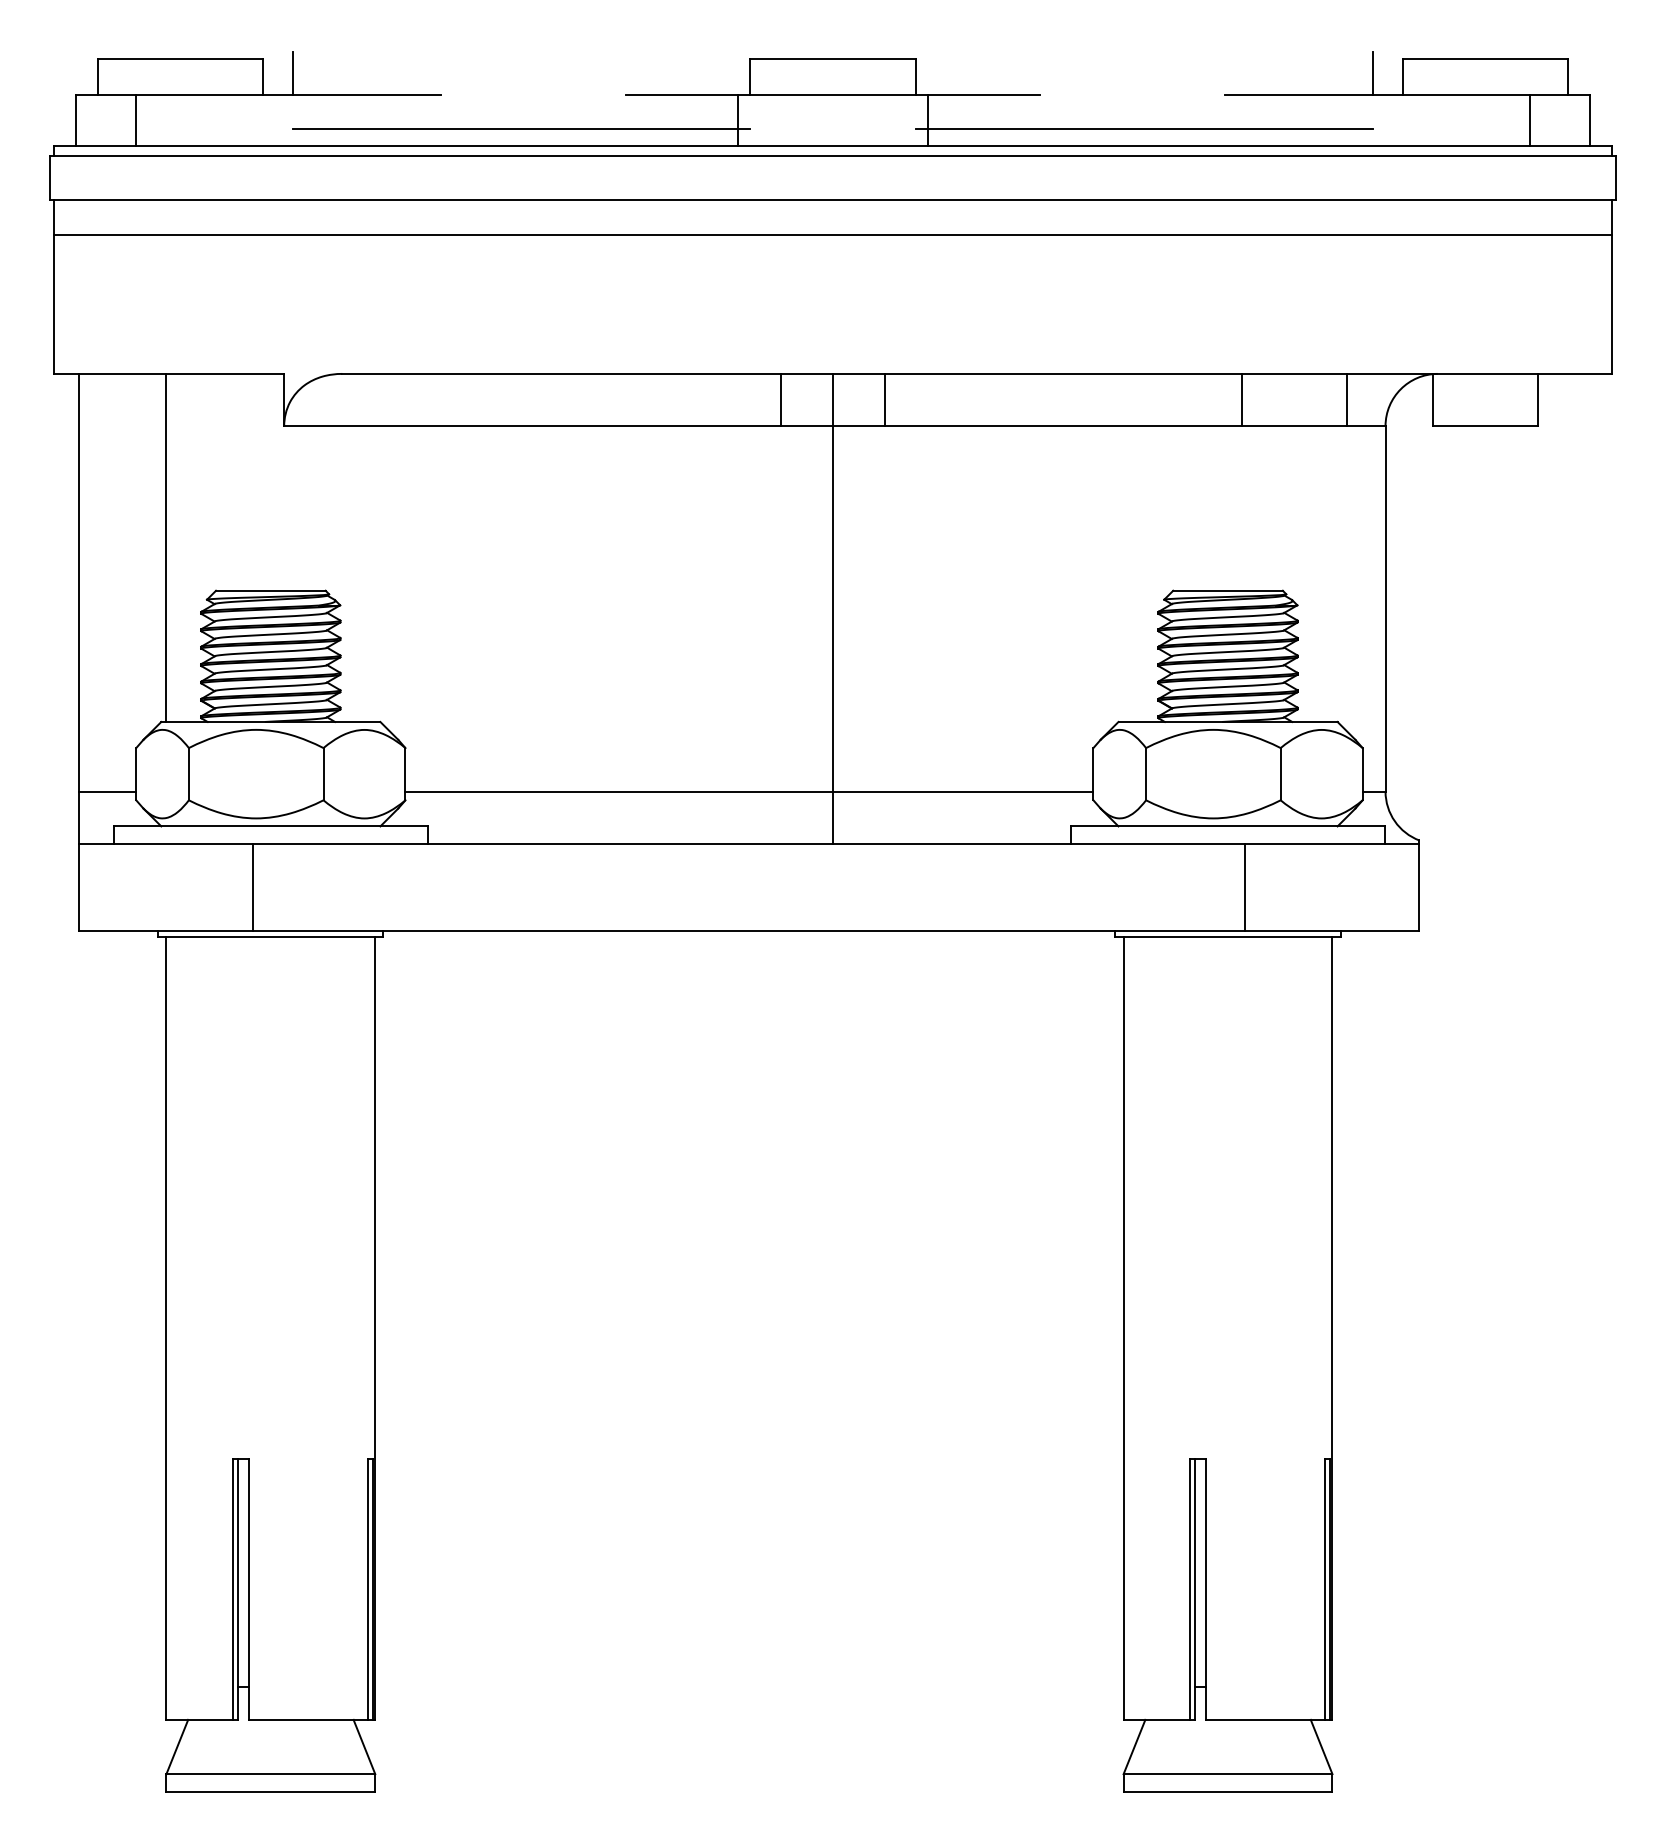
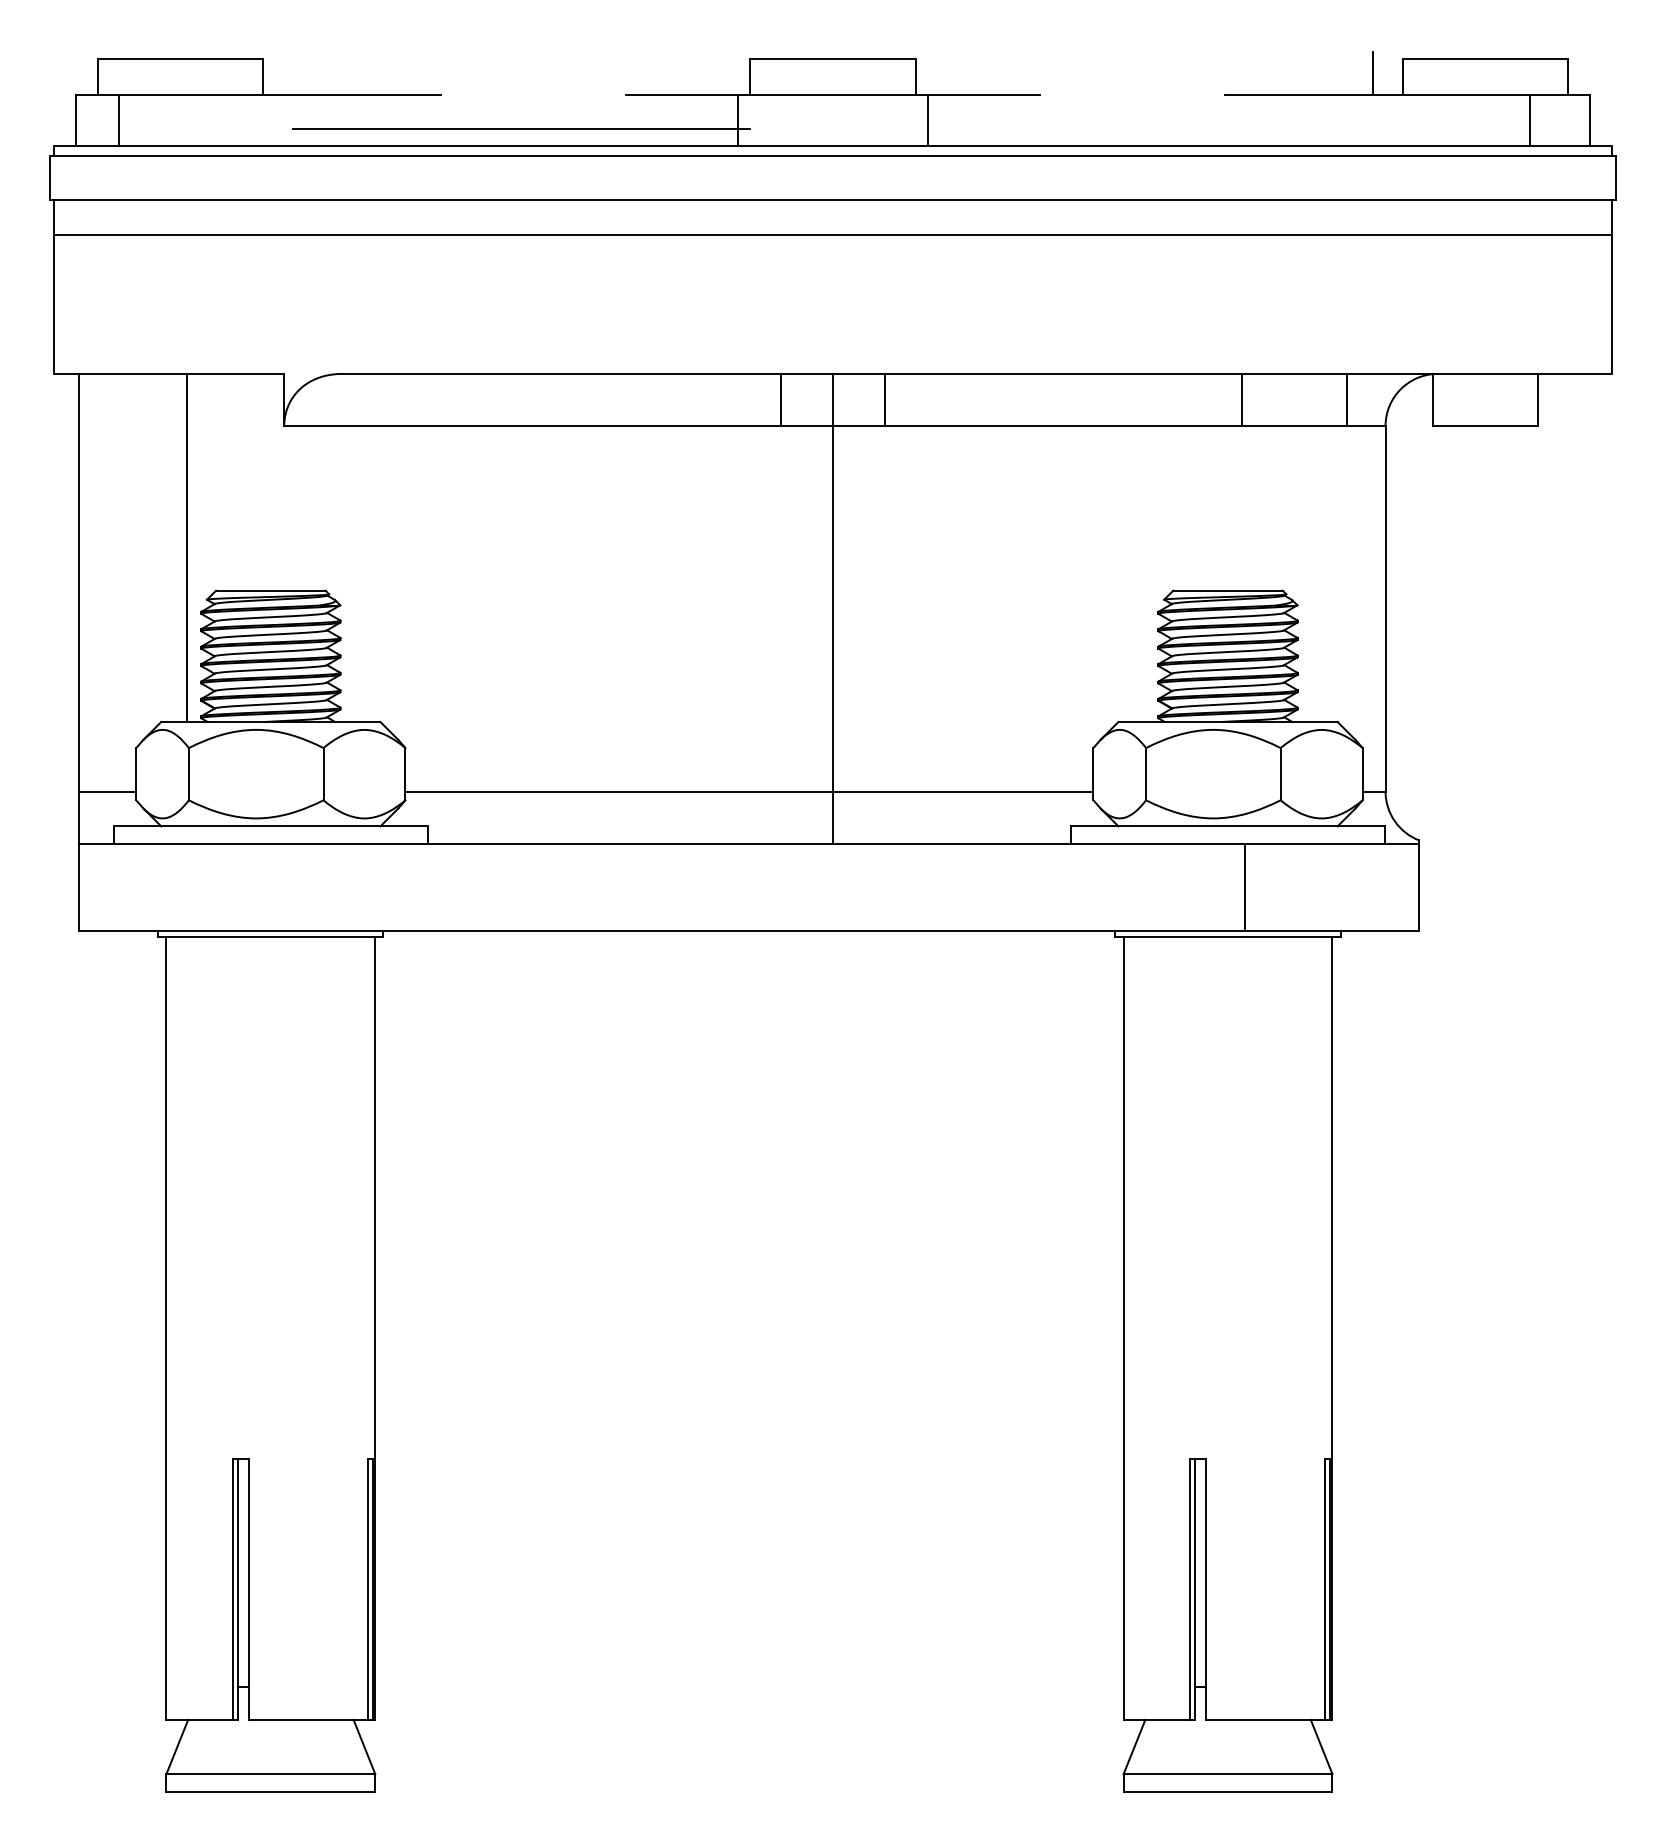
line: present -> none (293, 73)
line position: (136, 120) -> (119, 120) (119, 120)
line: present -> none (1143, 128)
line position: (166, 547) -> (187, 547) (187, 547)
line: present -> none (253, 886)
